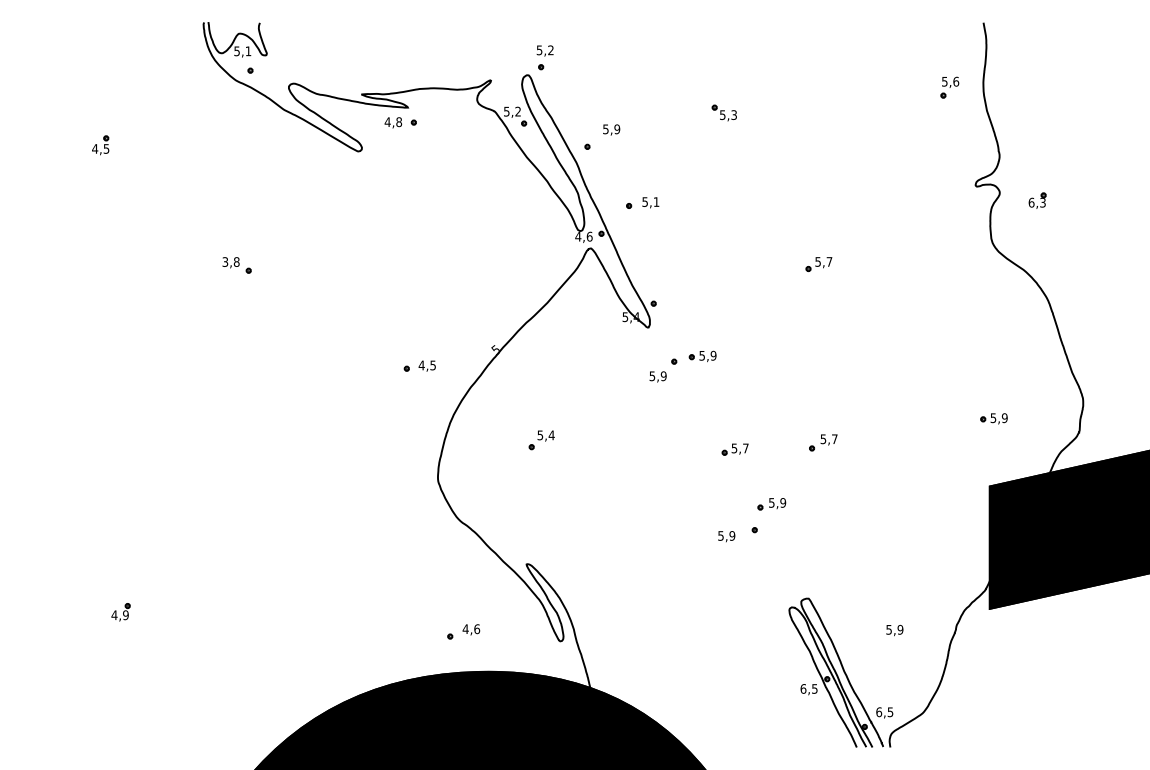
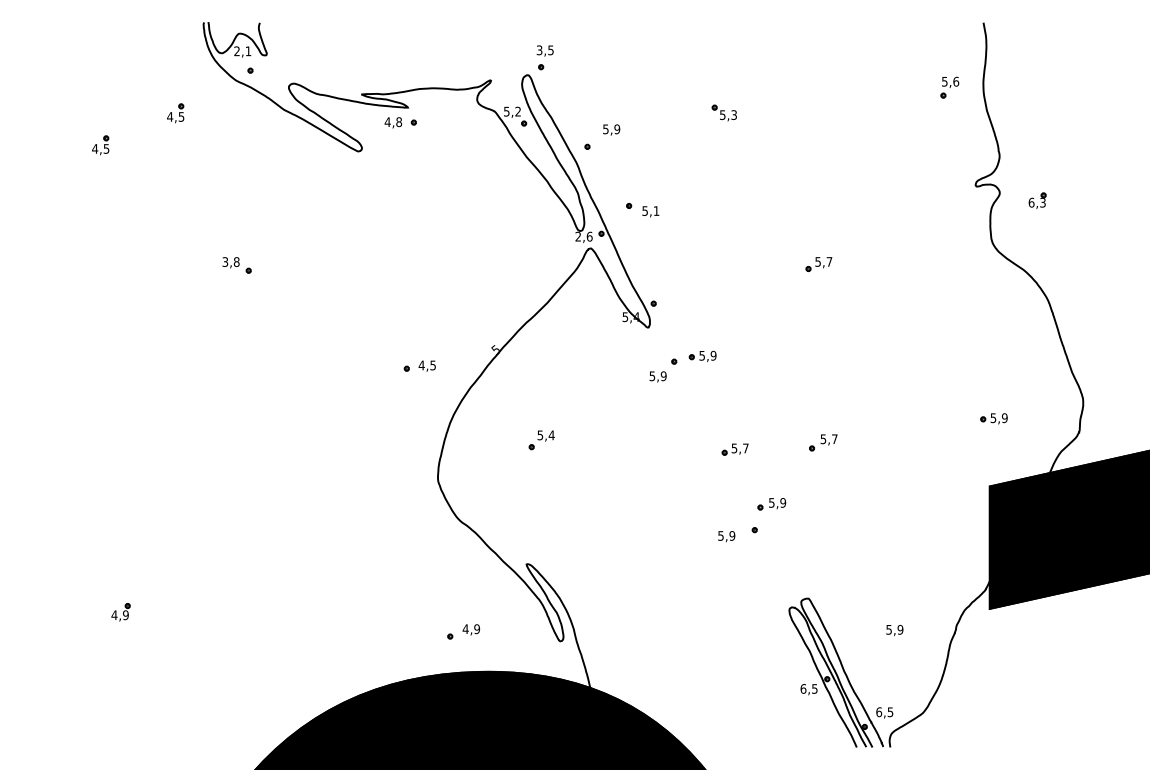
text: 5,2 -> 3,5 (545, 50)
text: 5,1 -> 2,1 (236, 51)
part: none -> present (175, 113)
text position: (650, 202) -> (650, 211) (650, 211)
text: 4,6 -> 2,6 (578, 236)
text: 4,6 -> 4,9 (477, 629)
